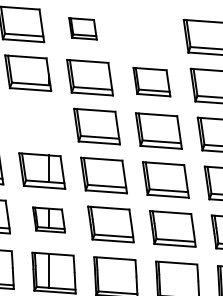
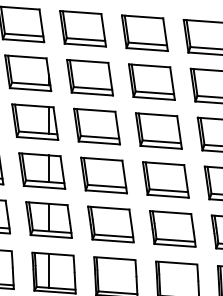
part size: 30x24 px -> 48x38 px (82, 28)
part: none -> present (144, 32)
part size: 40x31 px -> 48x38 px (151, 81)
part: none -> present (35, 121)
part size: 34x28 px -> 48x38 px (48, 219)
